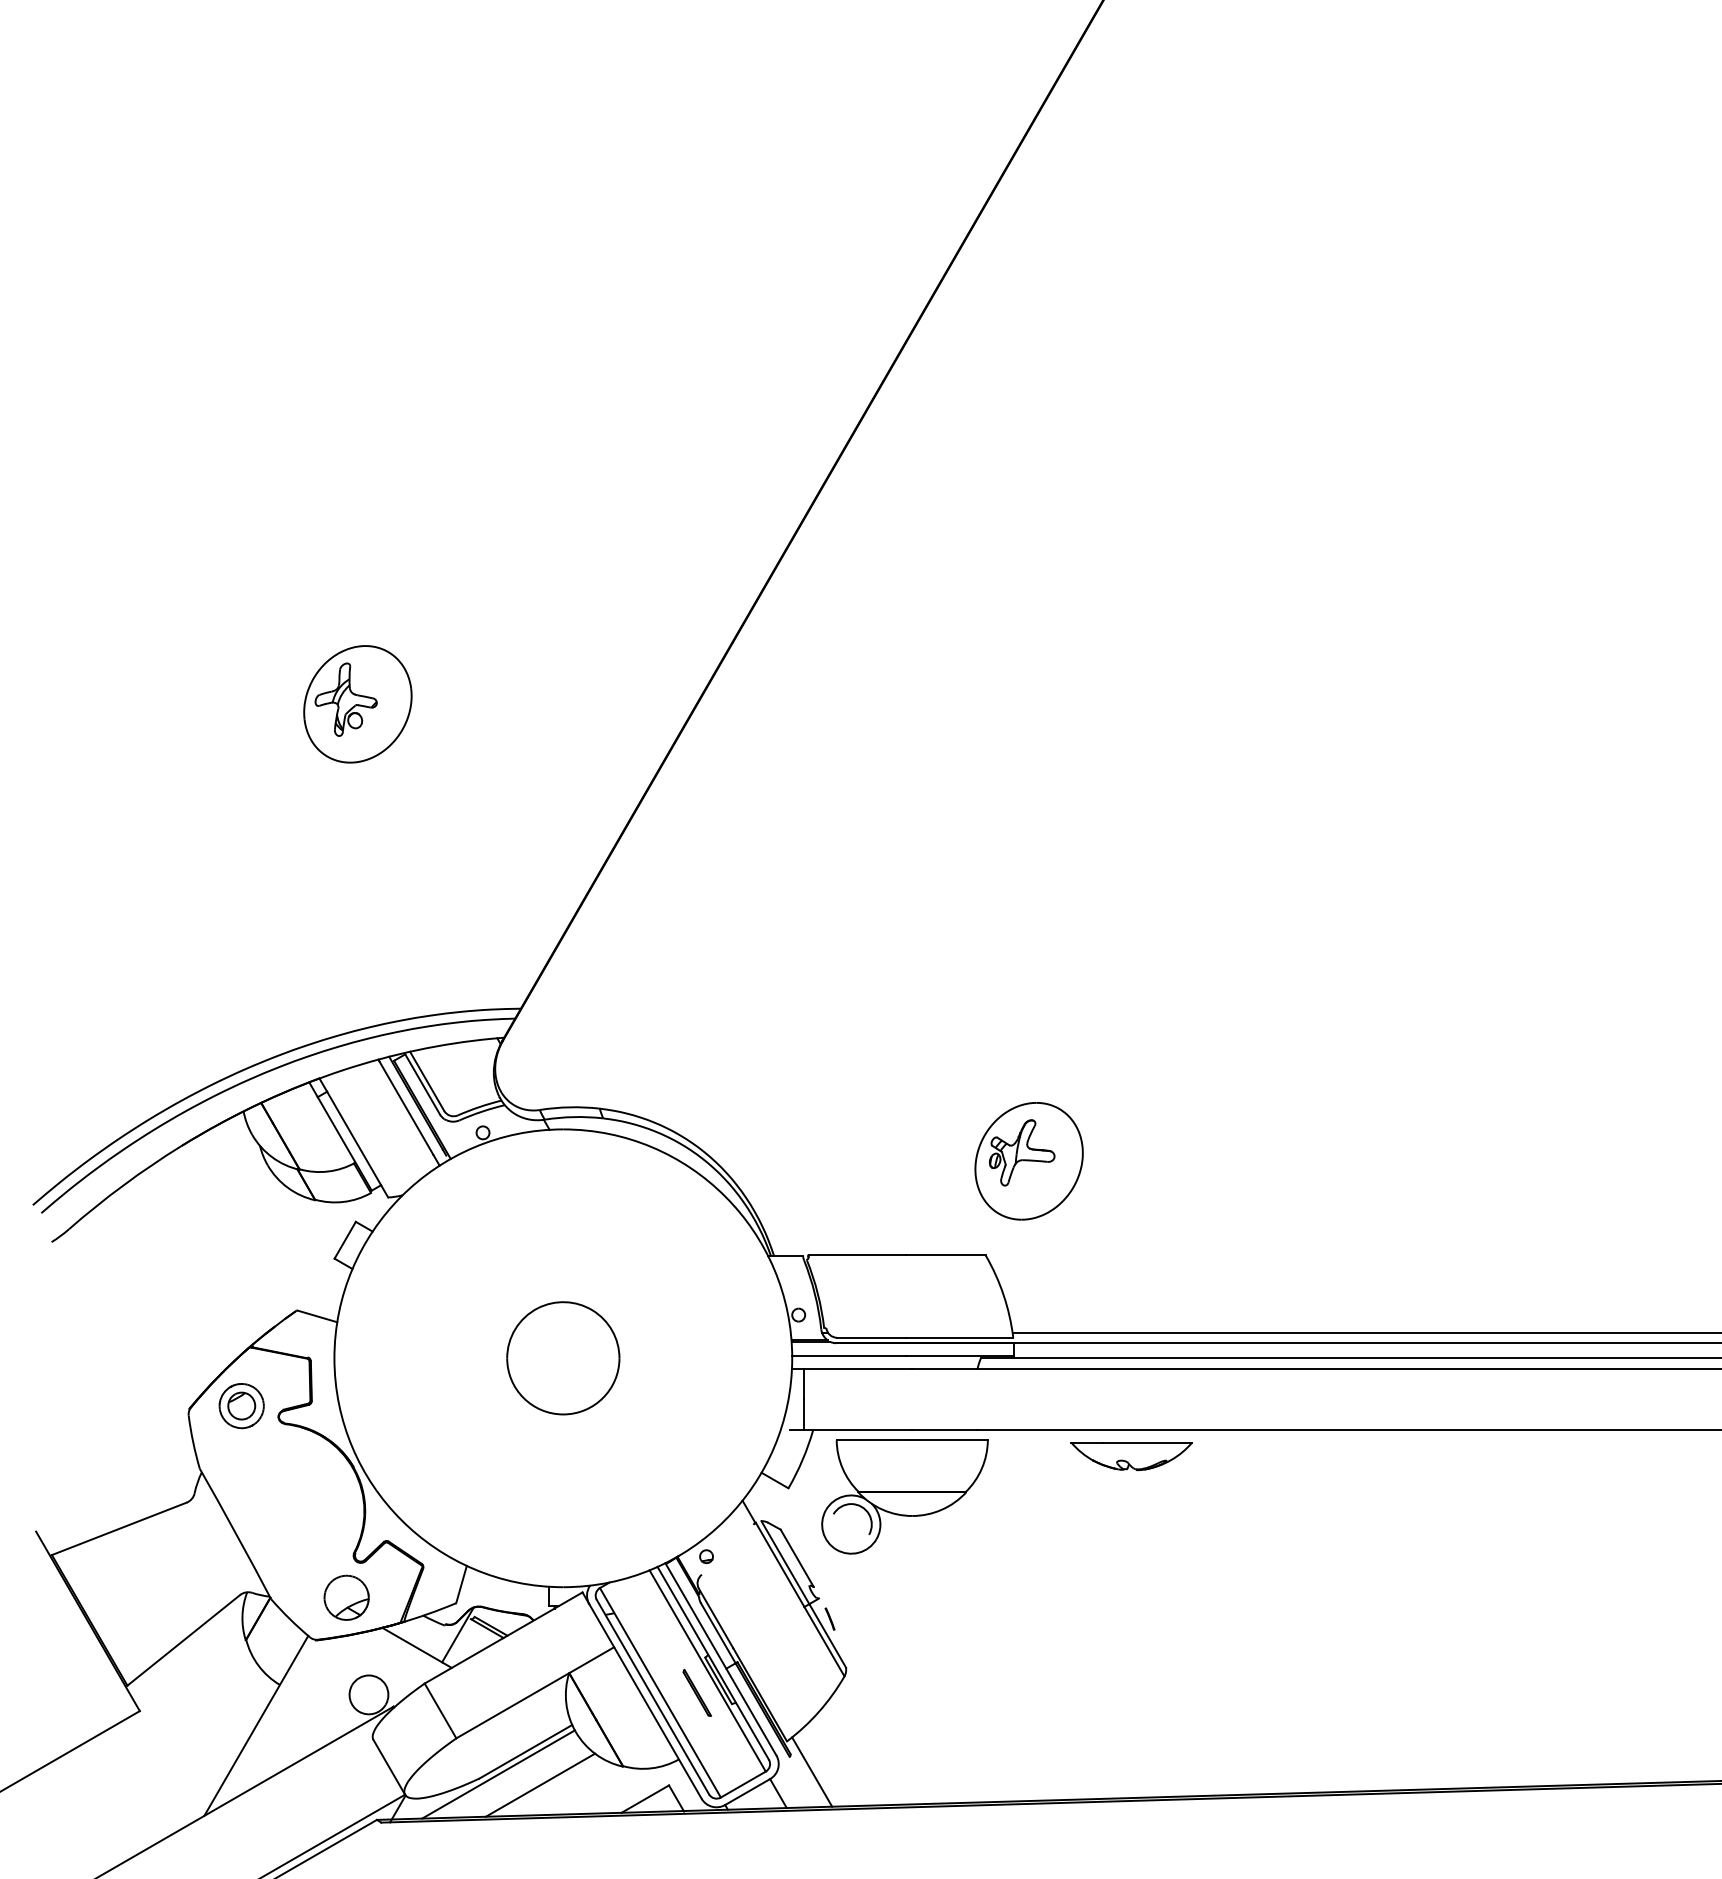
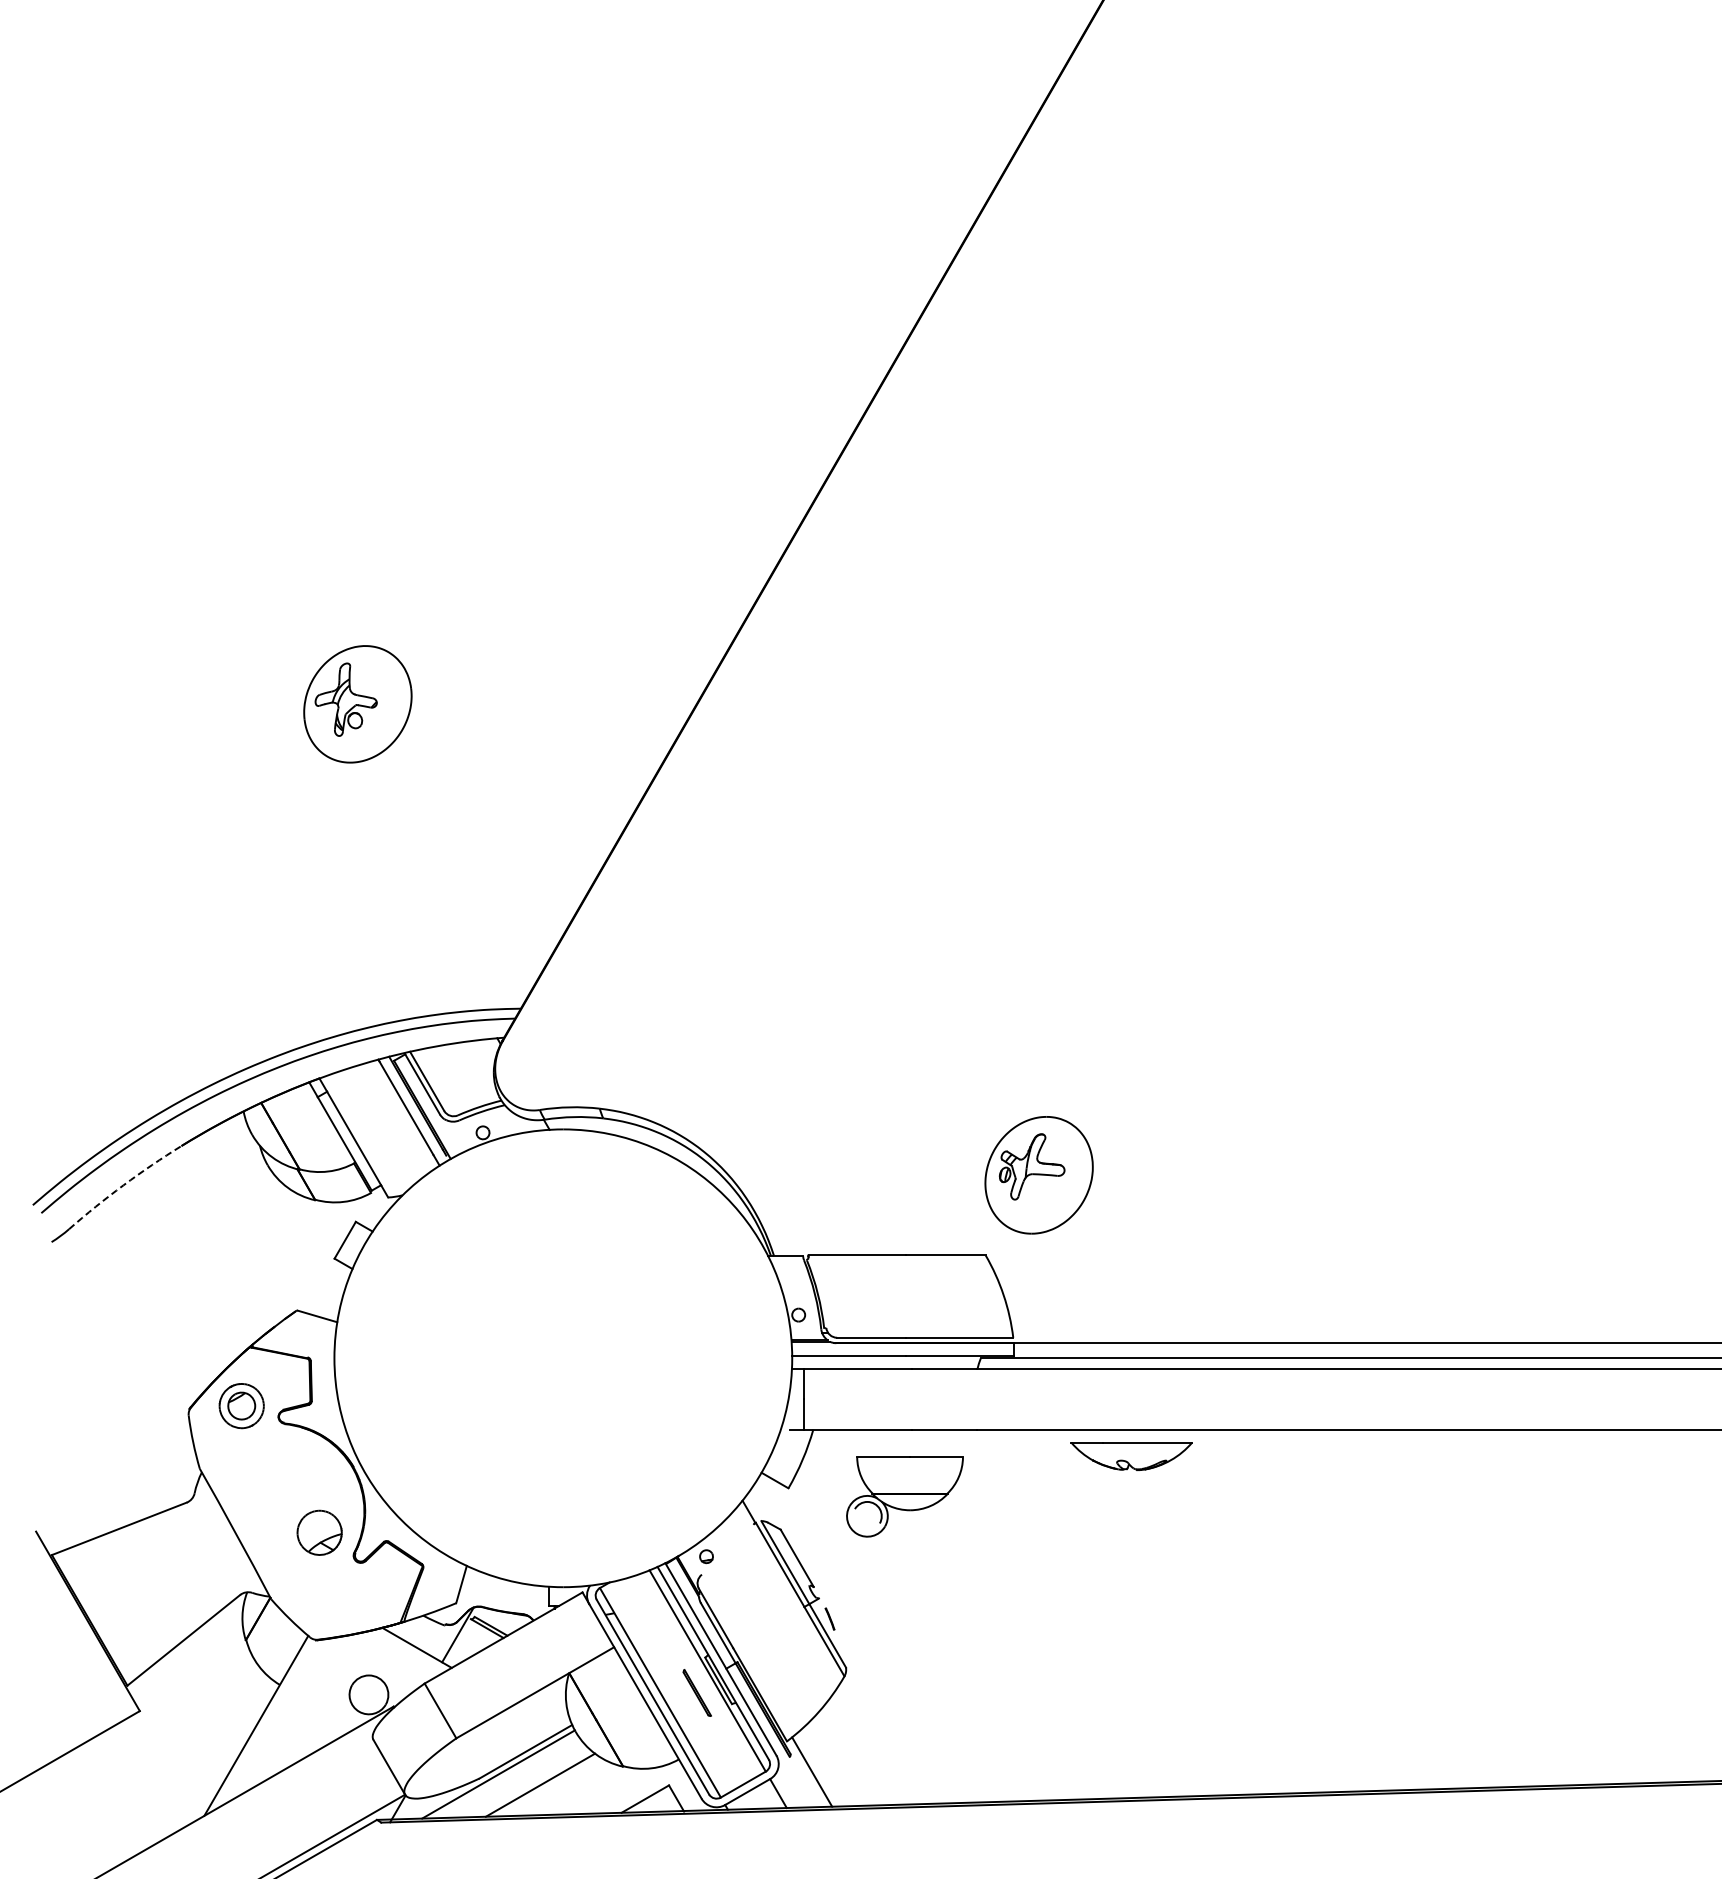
part position: (1028, 1161) -> (1038, 1175) (1038, 1175)
arc: solid -> dashed (123, 1185)
line: present -> none (1365, 1333)
part: present -> none (563, 1358)
part size: 168x116 px -> 118x82 px (904, 1496)
part position: (346, 1597) -> (319, 1532) (319, 1532)
